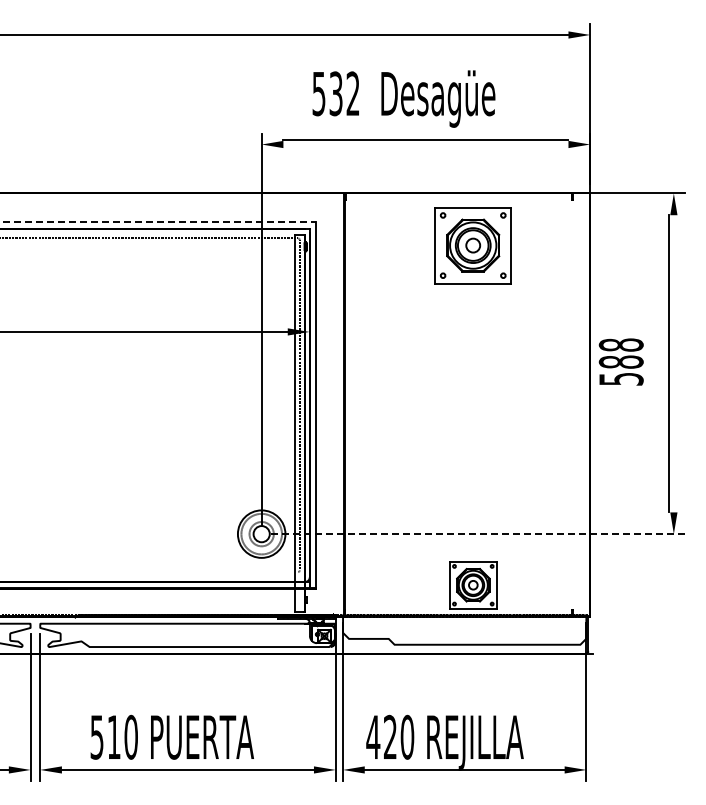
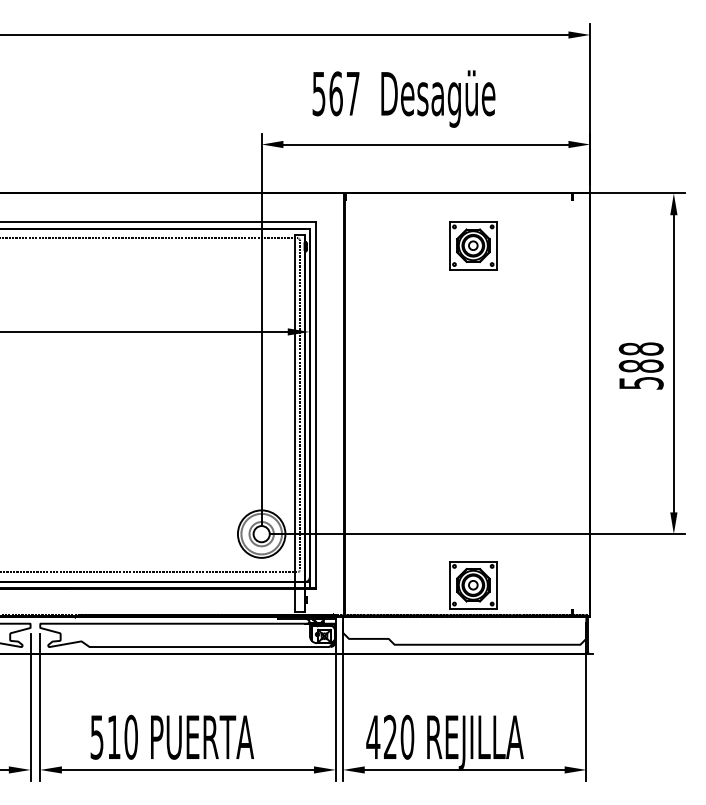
text: 532 -> 567 (344, 93)
line position: (425, 139) -> (425, 144) (425, 144)
line: dashed -> solid (158, 222)
part size: 78x78 px -> 49x50 px (473, 245)
text position: (620, 361) -> (640, 365) (640, 365)
line position: (668, 363) -> (673, 363) (673, 363)
line: dashed -> solid (478, 534)
line: none -> present (150, 572)
